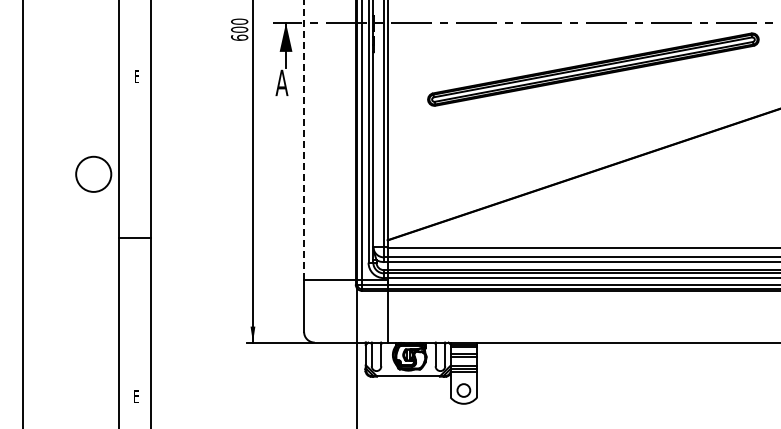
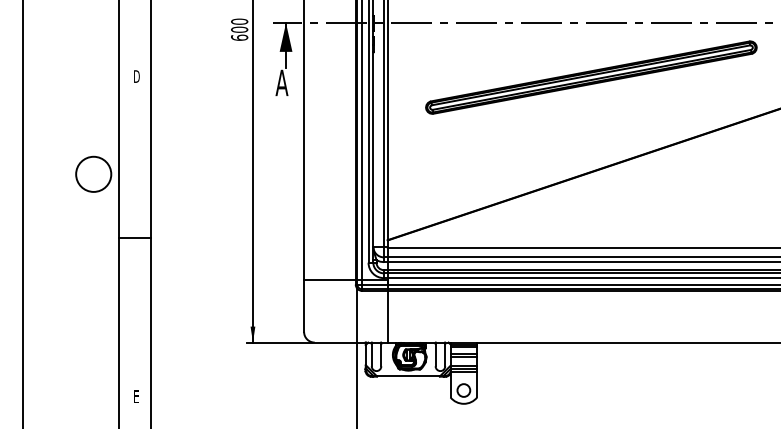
part position: (593, 69) -> (591, 77) (591, 77)
text: E -> D (136, 76)
line: dashed -> solid (304, 140)
